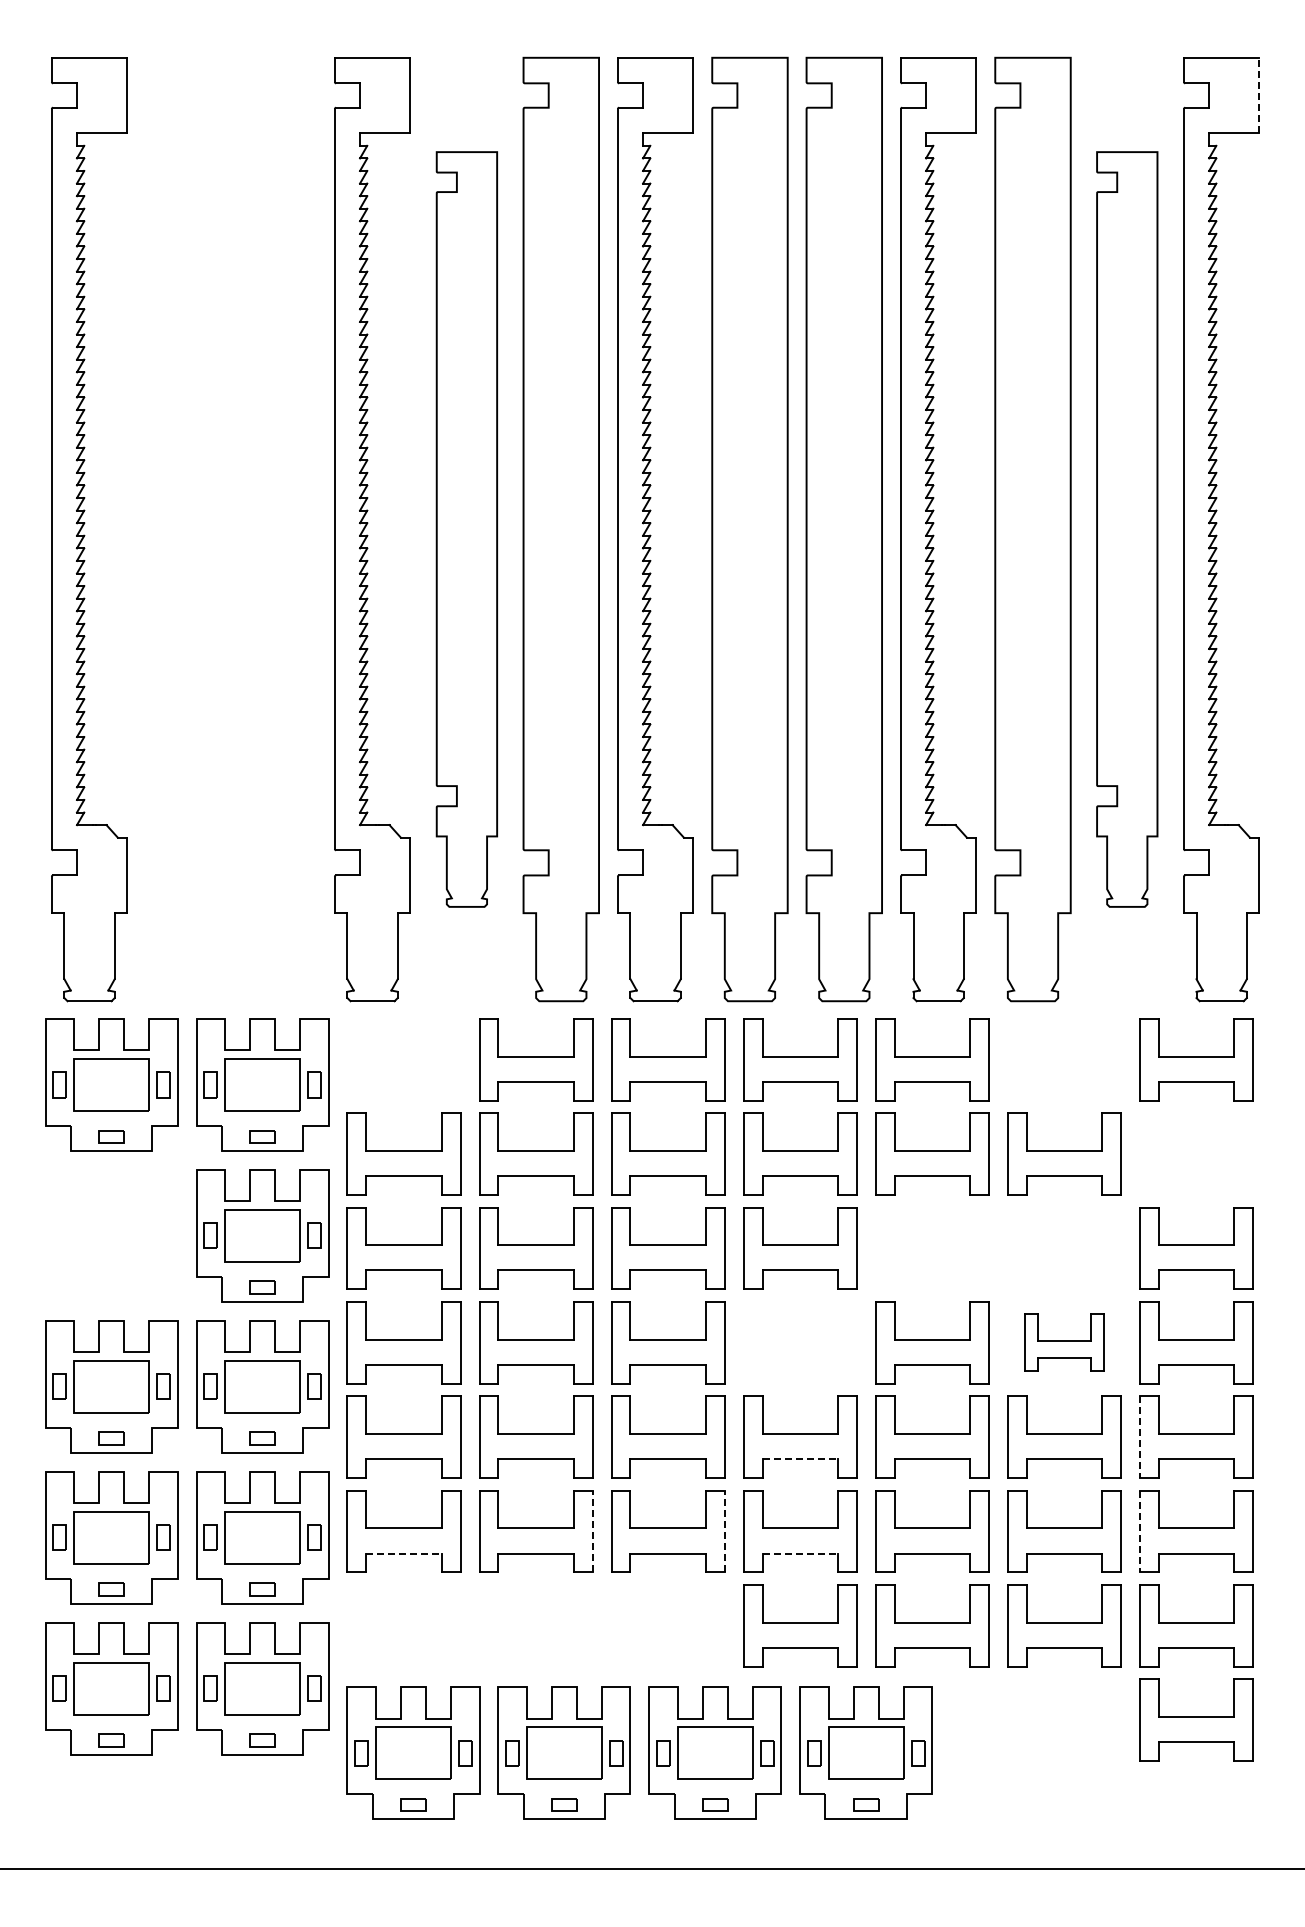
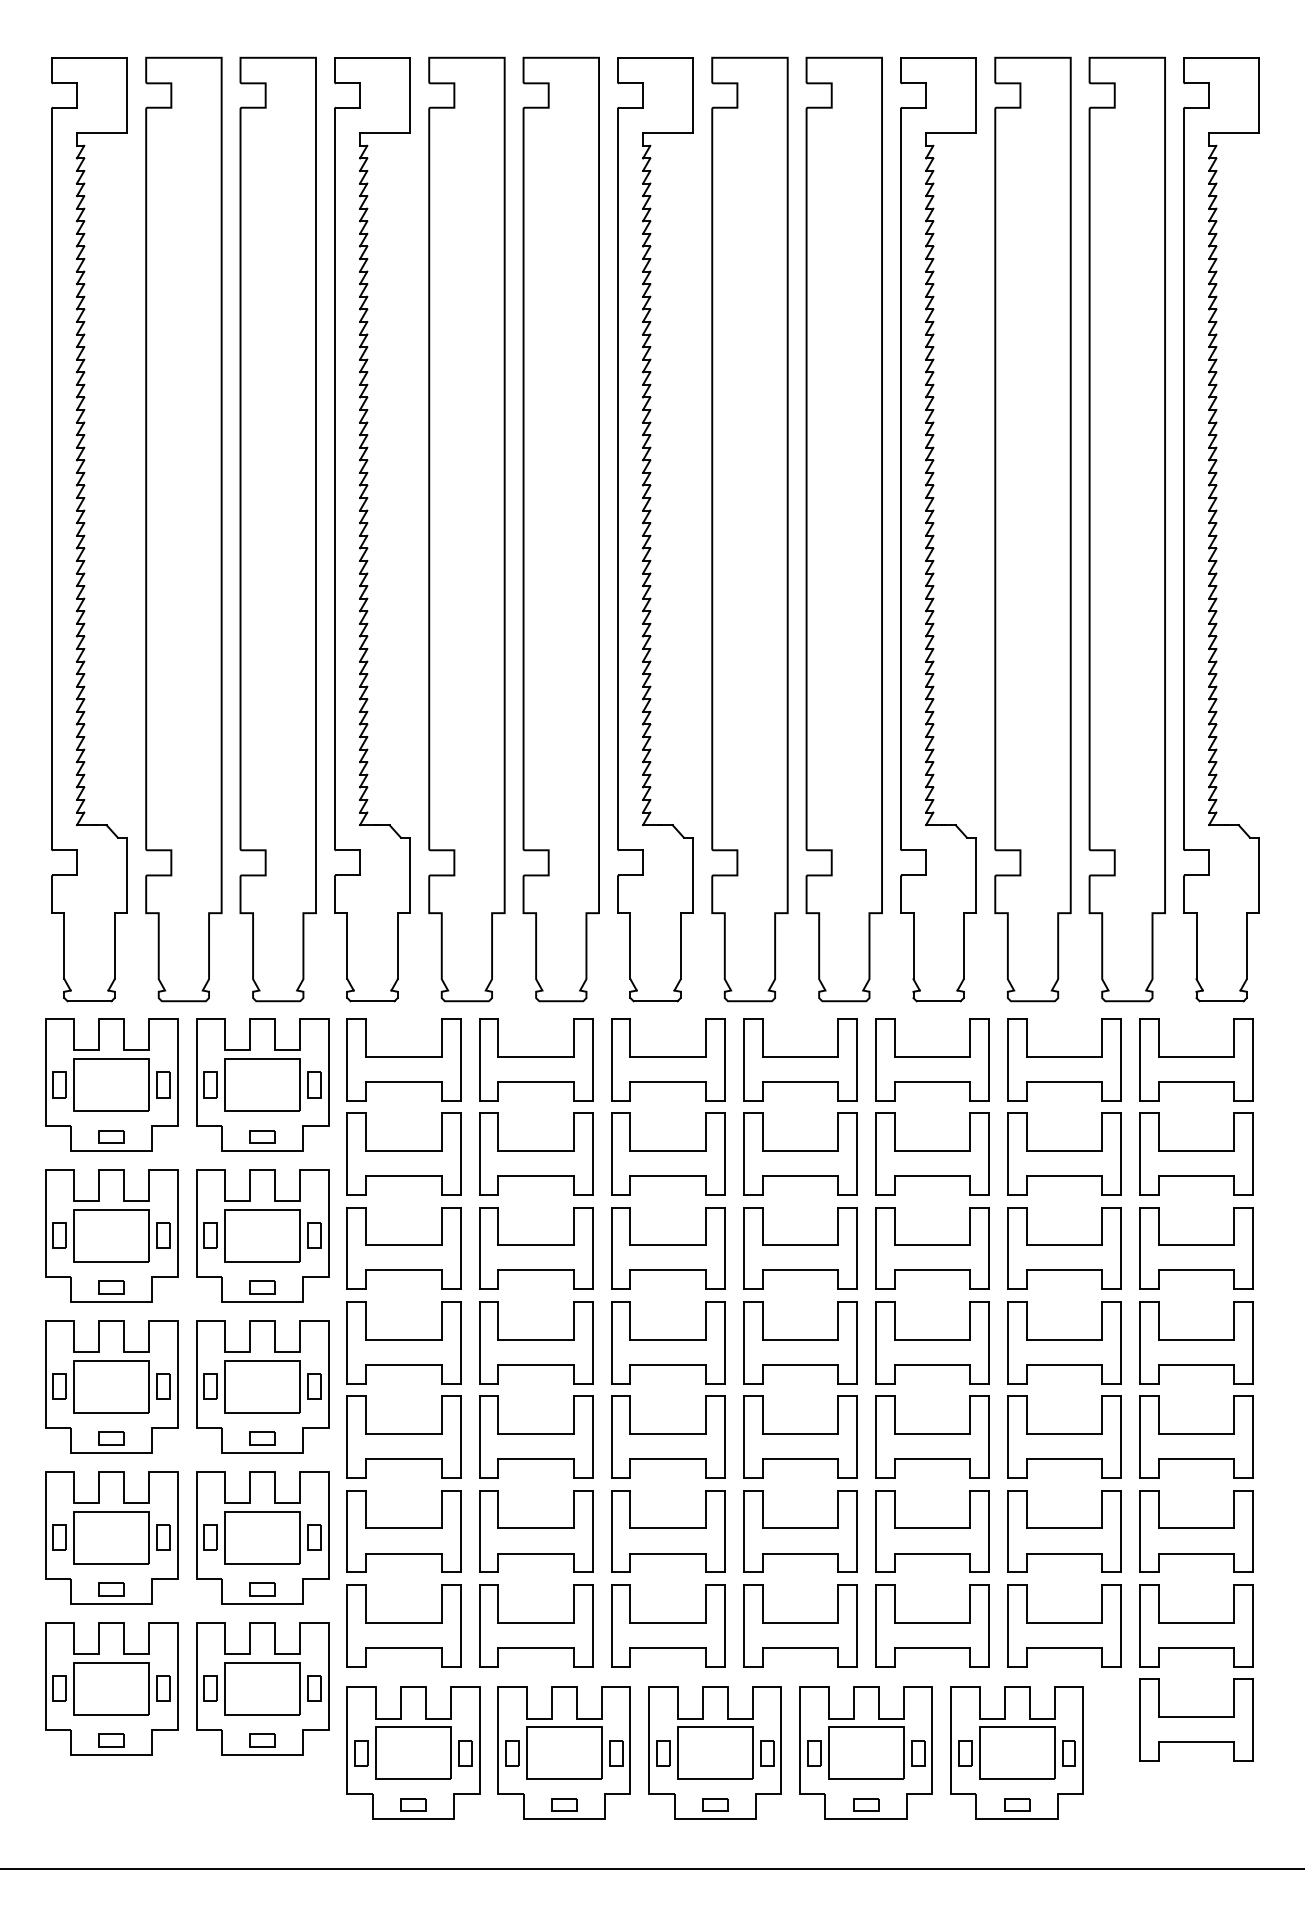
line: dashed -> solid (1259, 95)
part: none -> present (183, 529)
part: none -> present (277, 529)
part size: 63x757 px -> 78x947 px (466, 529)
part size: 63x757 px -> 78x947 px (1126, 529)
part: none -> present (403, 1059)
part: none -> present (1064, 1059)
part: none -> present (1196, 1153)
part: none -> present (111, 1235)
part: none -> present (932, 1248)
part: none -> present (1064, 1248)
part: none -> present (800, 1342)
part size: 81x59 px -> 115x84 px (1064, 1342)
line: dashed -> solid (1139, 1437)
line: dashed -> solid (800, 1459)
line: dashed -> solid (592, 1531)
line: dashed -> solid (724, 1531)
line: dashed -> solid (1139, 1531)
line: dashed -> solid (404, 1553)
line: dashed -> solid (800, 1553)
part: none -> present (403, 1625)
part: none -> present (536, 1625)
part: none -> present (668, 1625)
part: none -> present (1016, 1752)
